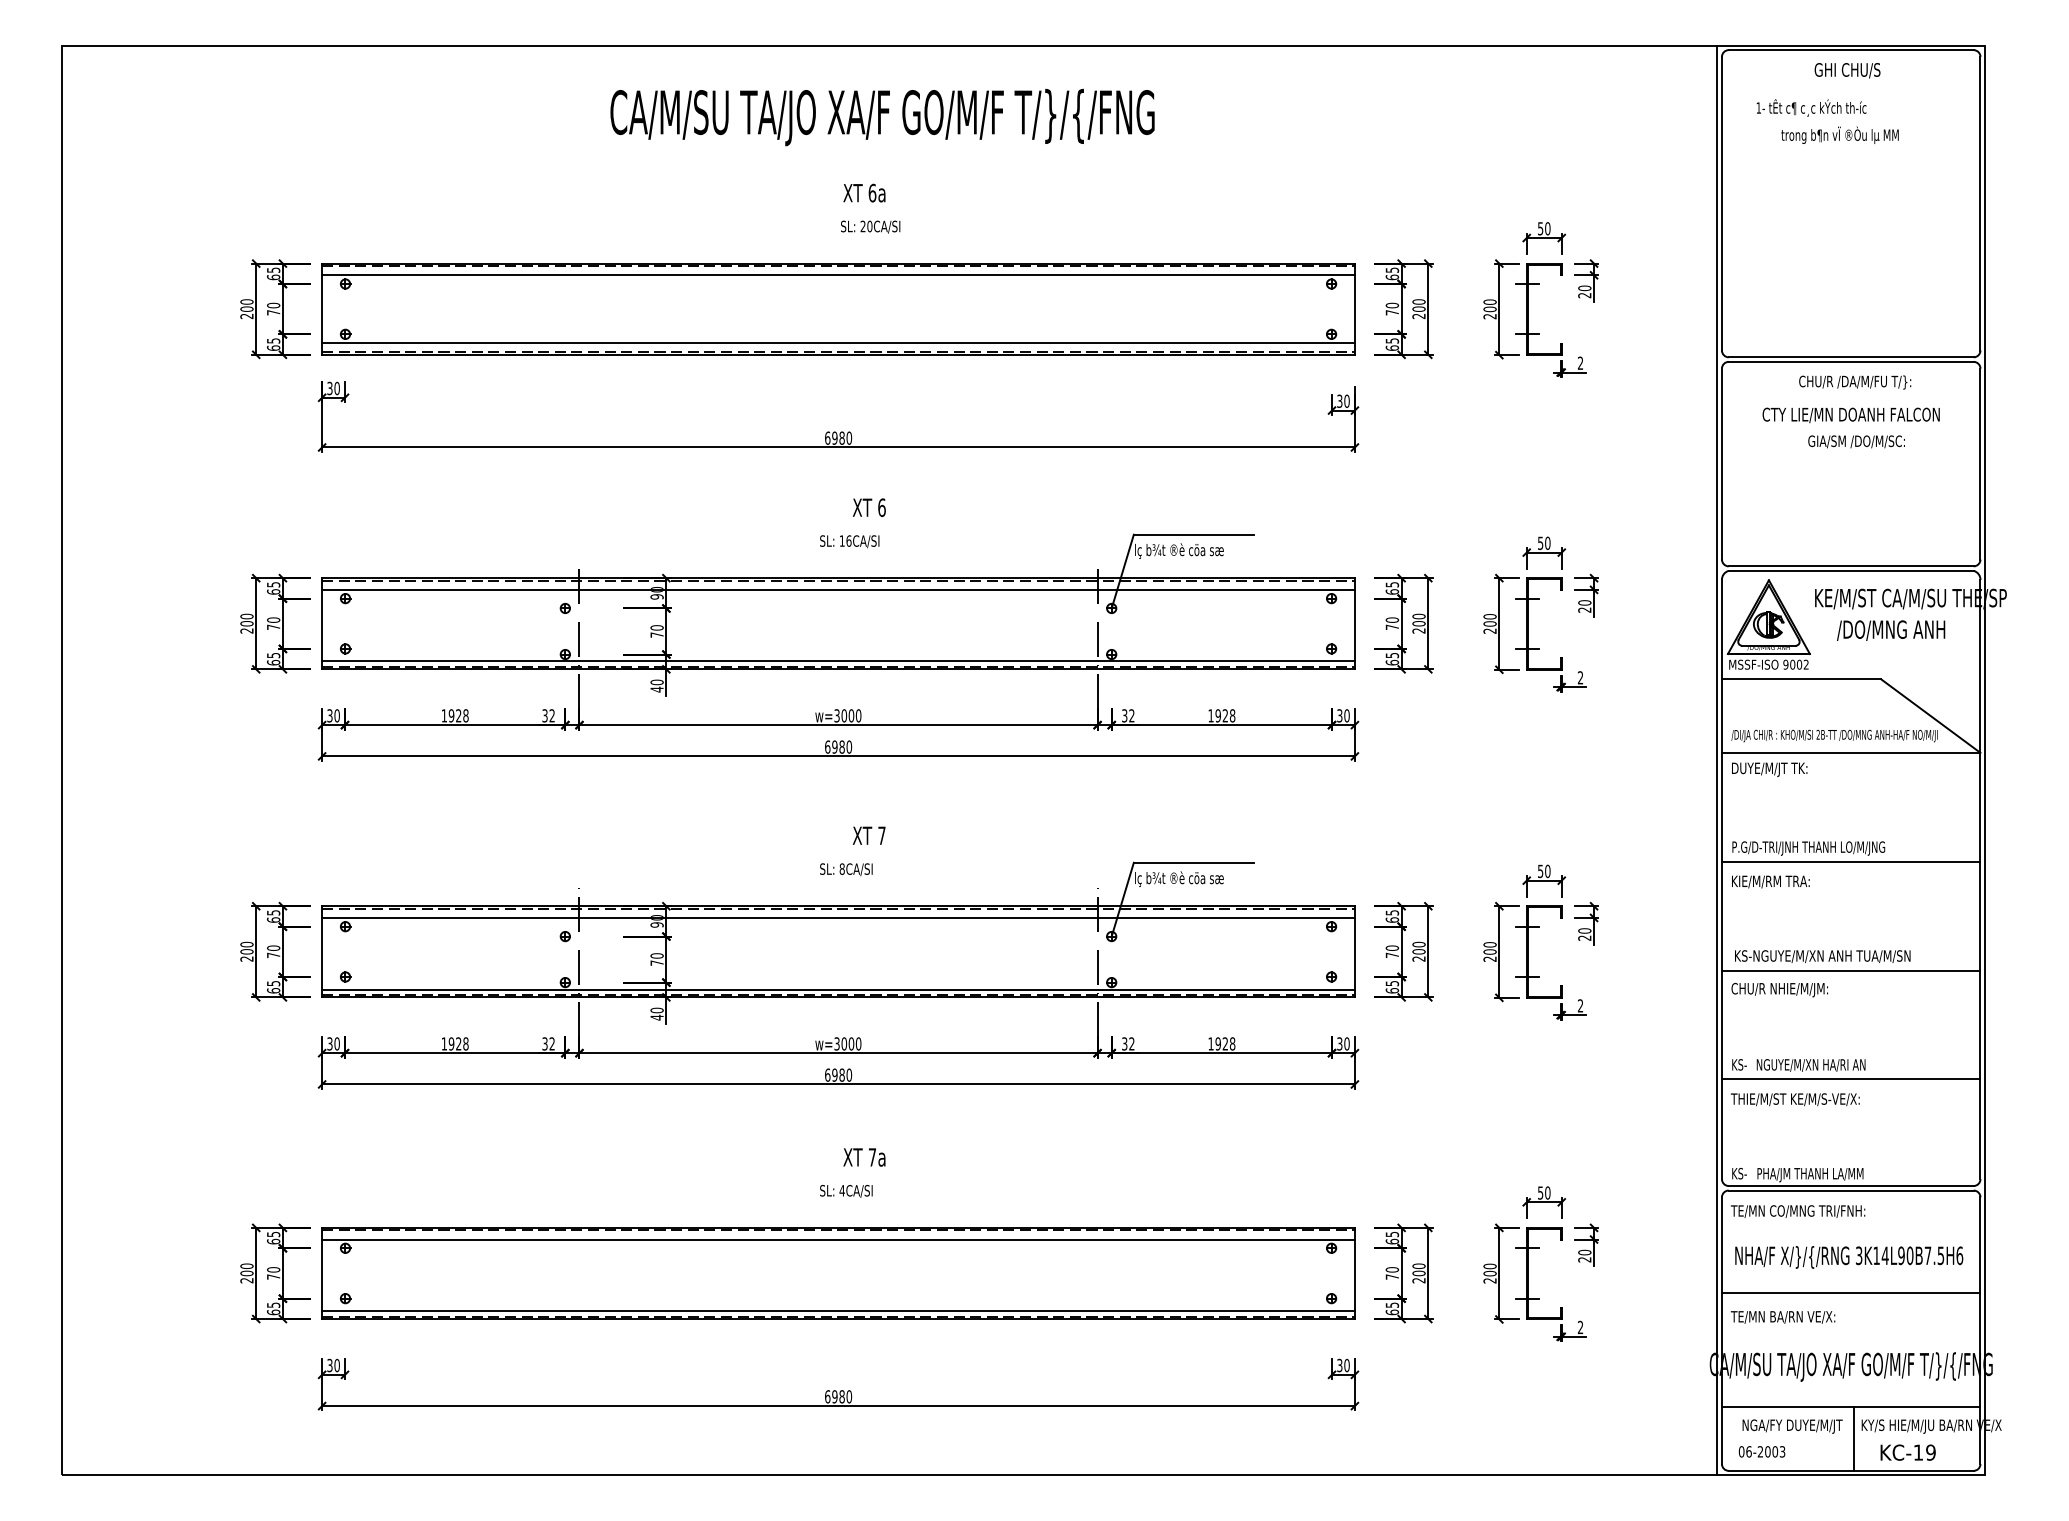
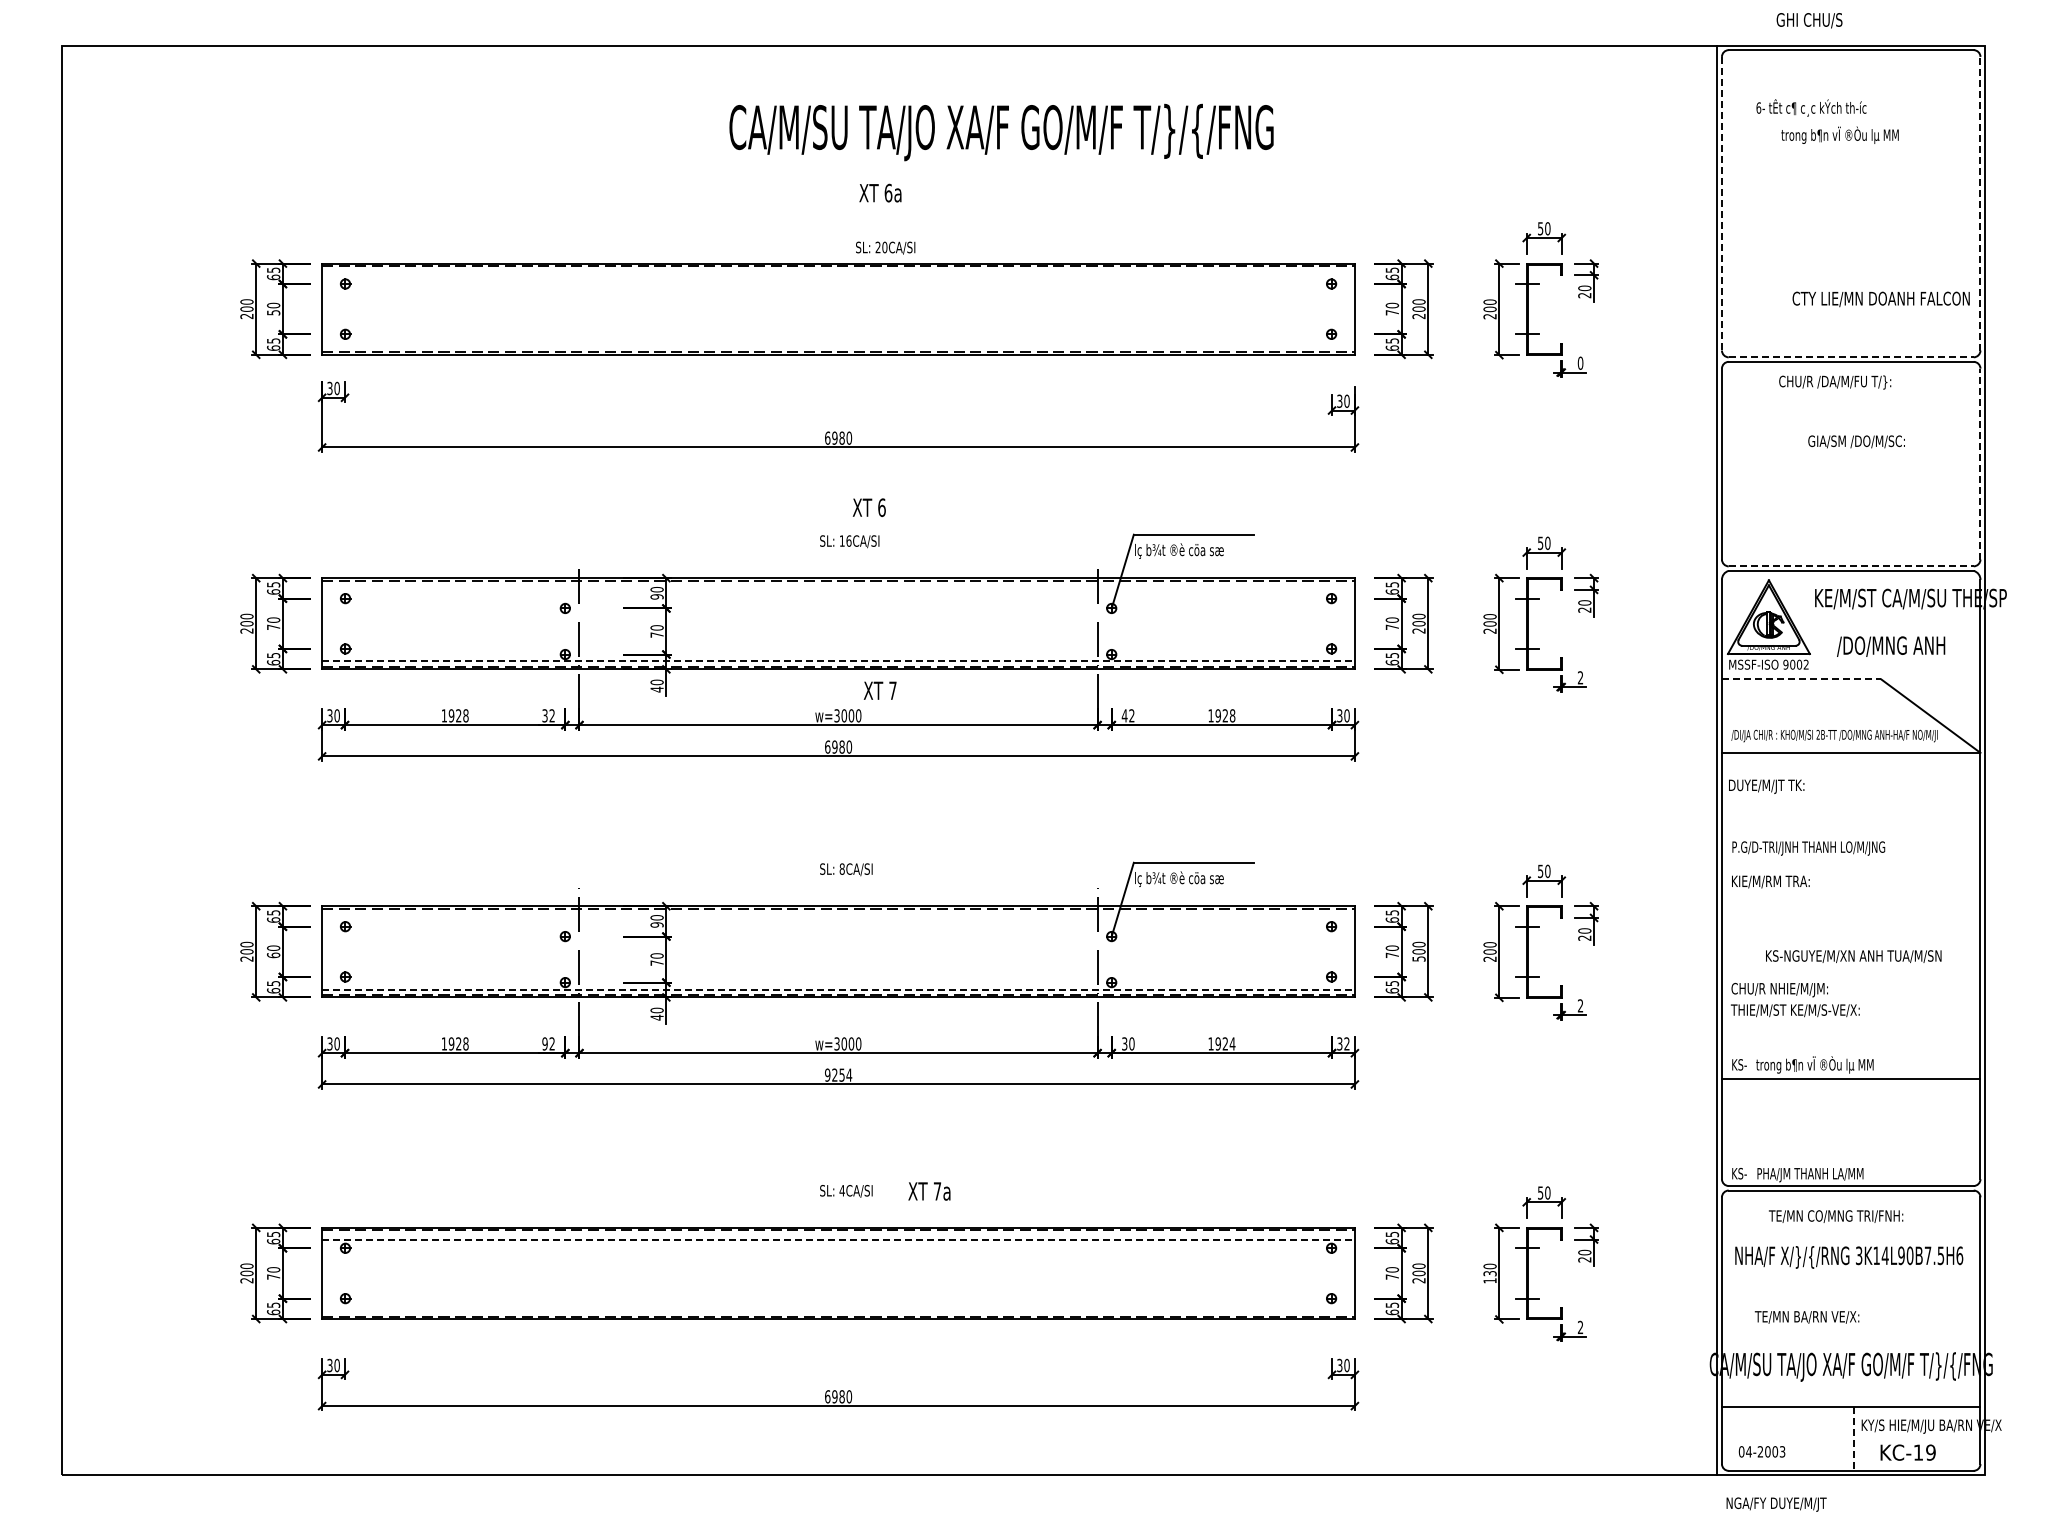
text position: (1847, 70) -> (1809, 20) (1809, 20)
text: 1- -> 6- (1758, 107)
text position: (882, 117) -> (1001, 132) (1001, 132)
text position: (864, 192) -> (880, 192) (880, 192)
line: solid -> dashed (1721, 203)
line: solid -> dashed (1980, 203)
text position: (870, 226) -> (885, 247) (885, 247)
line: present -> none (838, 275)
text: 70 -> 50 (273, 312)
line: present -> none (838, 343)
line: solid -> dashed (1851, 357)
text: 2 -> 0 (1580, 362)
text position: (1855, 382) -> (1835, 382) (1835, 382)
text position: (1850, 415) -> (1880, 299) (1880, 299)
line: solid -> dashed (1980, 463)
line: solid -> dashed (1851, 566)
line: present -> none (838, 589)
text position: (1891, 630) -> (1891, 646) (1891, 646)
line: solid -> dashed (839, 661)
line: solid -> dashed (1801, 679)
text: 32 -> 42 (1124, 715)
text position: (1769, 769) -> (1766, 786) (1766, 786)
text position: (868, 835) -> (879, 690) (879, 690)
line: present -> none (1850, 861)
line: present -> none (838, 917)
text: 70 -> 60 (273, 955)
text position: (1822, 956) -> (1853, 956) (1853, 956)
text: 200 -> 500 (1418, 958)
line: present -> none (1850, 970)
line: solid -> dashed (839, 989)
text: 32 -> 92 (544, 1043)
text: 32 -> 30 (1131, 1043)
text: 1928 -> 1924 (1232, 1043)
text: 30 -> 32 (1346, 1043)
text: NGUYE/M/XN HA/RI AN -> trong b¶n vÏ ®Òu lµ MM (1814, 1064)
text: 6980 -> 9254 (838, 1074)
text position: (1795, 1099) -> (1795, 1010) (1795, 1010)
text position: (864, 1157) -> (929, 1191) (929, 1191)
text position: (1798, 1211) -> (1836, 1216) (1836, 1216)
line: solid -> dashed (839, 1239)
text: 200 -> 130 (1489, 1276)
line: present -> none (1850, 1292)
line: present -> none (838, 1311)
text position: (1782, 1317) -> (1806, 1317) (1806, 1317)
text position: (1792, 1426) -> (1776, 1504) (1776, 1504)
line: solid -> dashed (1853, 1438)
text: 06-2003 -> 04-2003 (1748, 1451)
